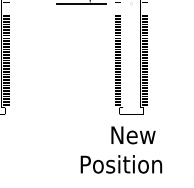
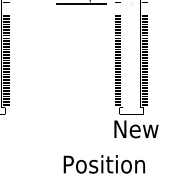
text position: (133, 135) -> (136, 129) (136, 129)
text position: (121, 164) -> (104, 164) (104, 164)
